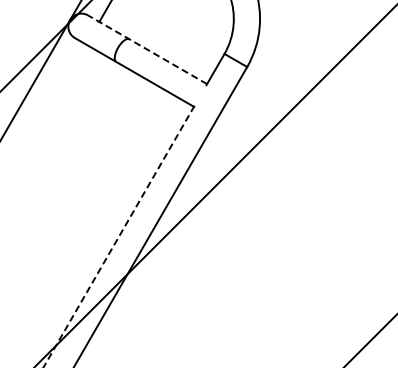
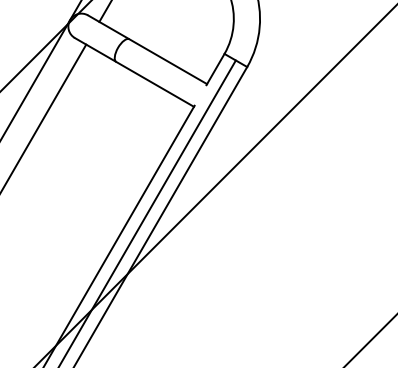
line: dashed -> solid (147, 49)
line: none -> present (44, 117)
line: none -> present (147, 212)
line: dashed -> solid (118, 237)
